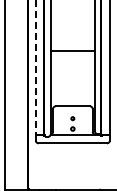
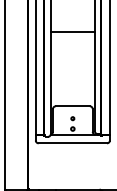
line position: (72, 51) -> (72, 32) (72, 32)
line: dashed -> solid (35, 67)
